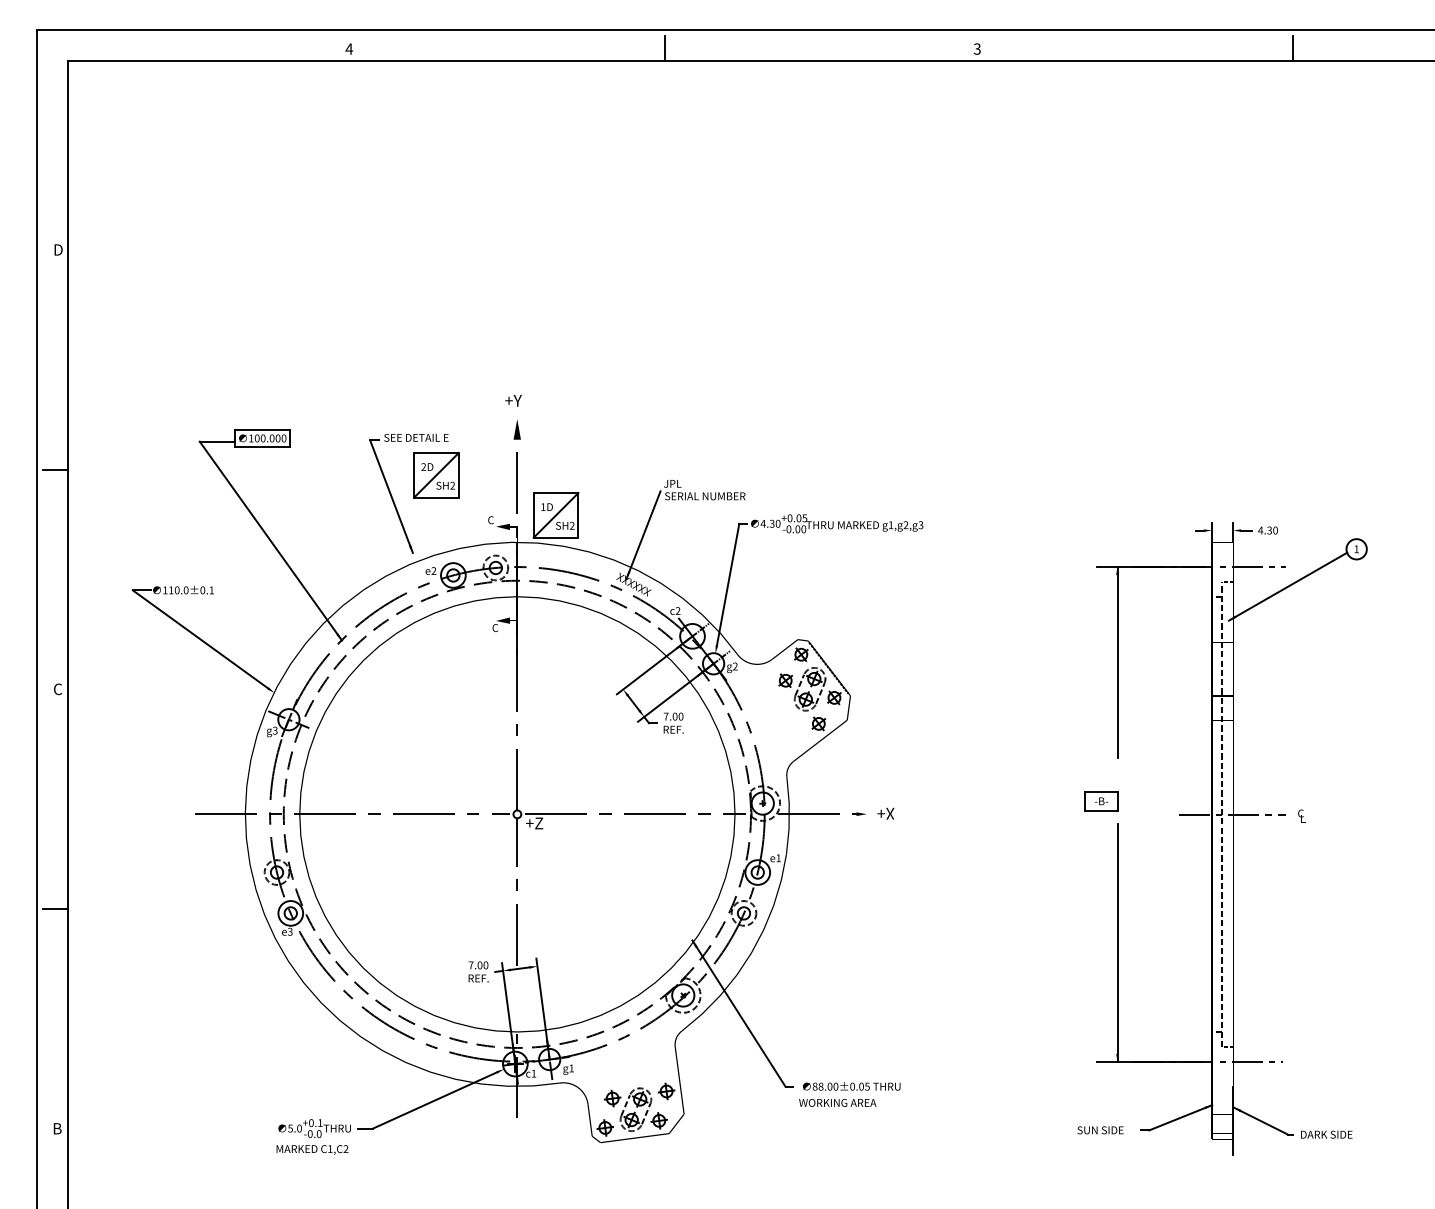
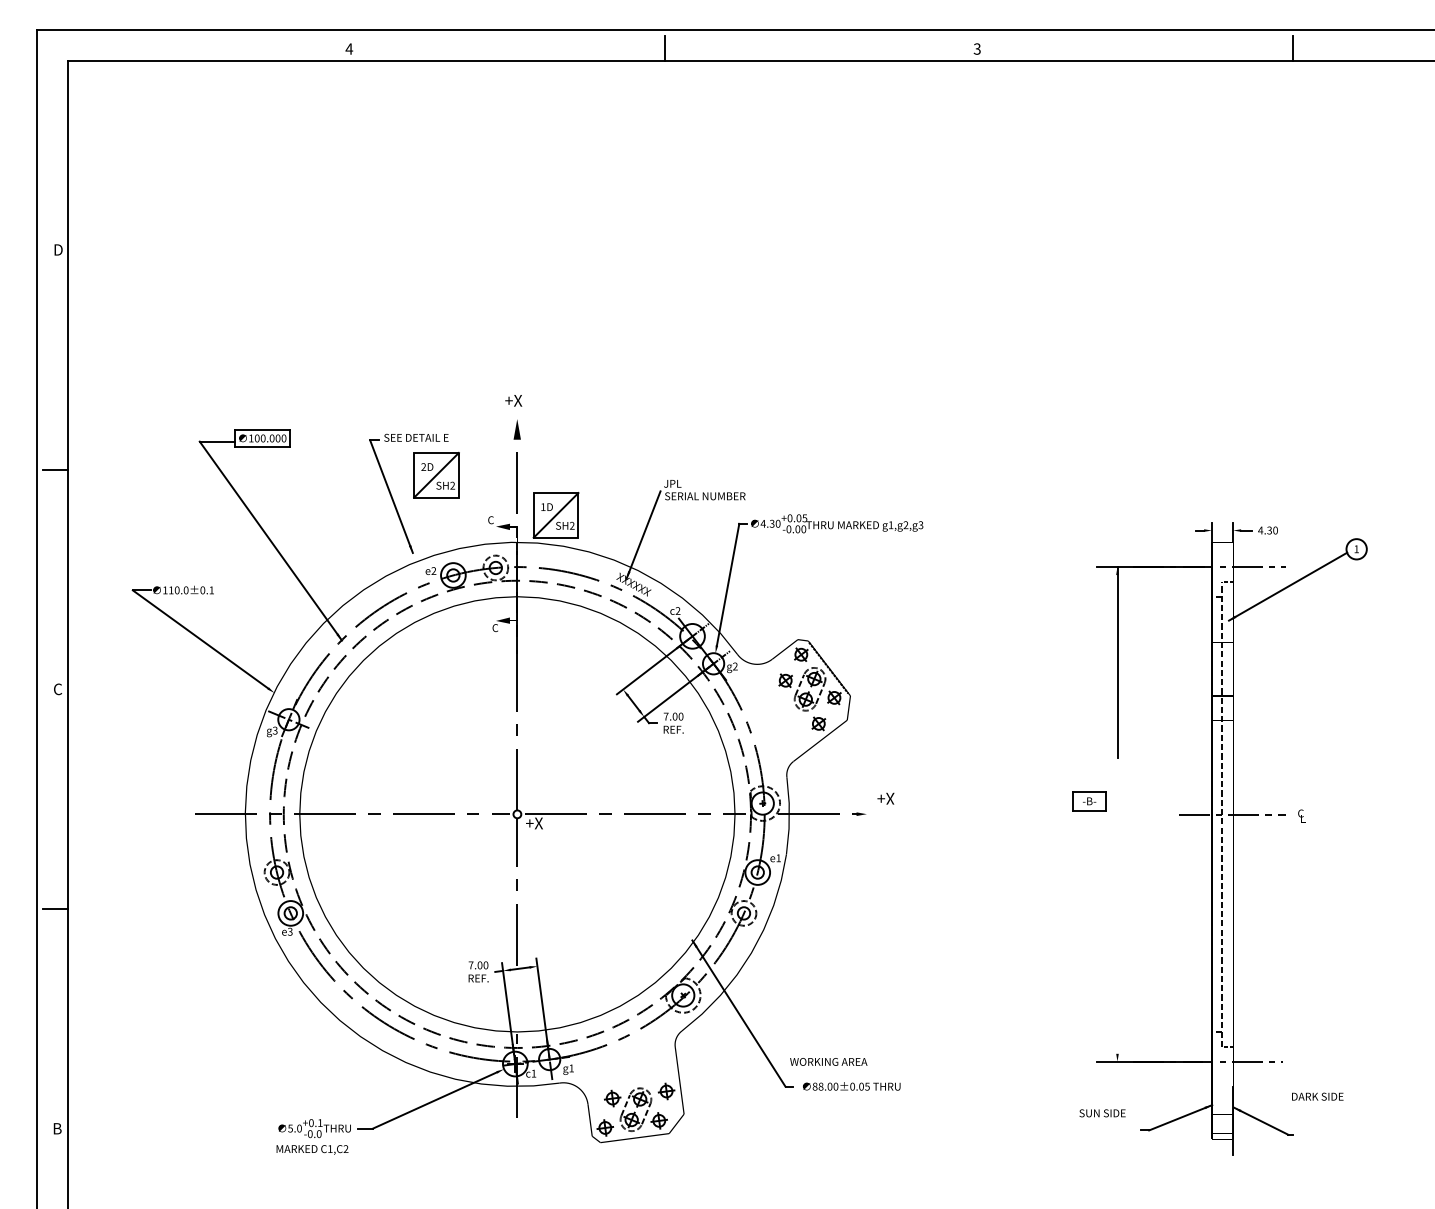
text: +Y -> +X (517, 400)
part position: (1101, 801) -> (1089, 801) (1089, 801)
text position: (885, 813) -> (885, 798) (885, 798)
text: +Z -> +X (538, 823)
line: present -> none (1117, 942)
text position: (837, 1102) -> (828, 1061) (828, 1061)
text position: (1100, 1130) -> (1102, 1113) (1102, 1113)
text position: (1326, 1134) -> (1317, 1096) (1317, 1096)
